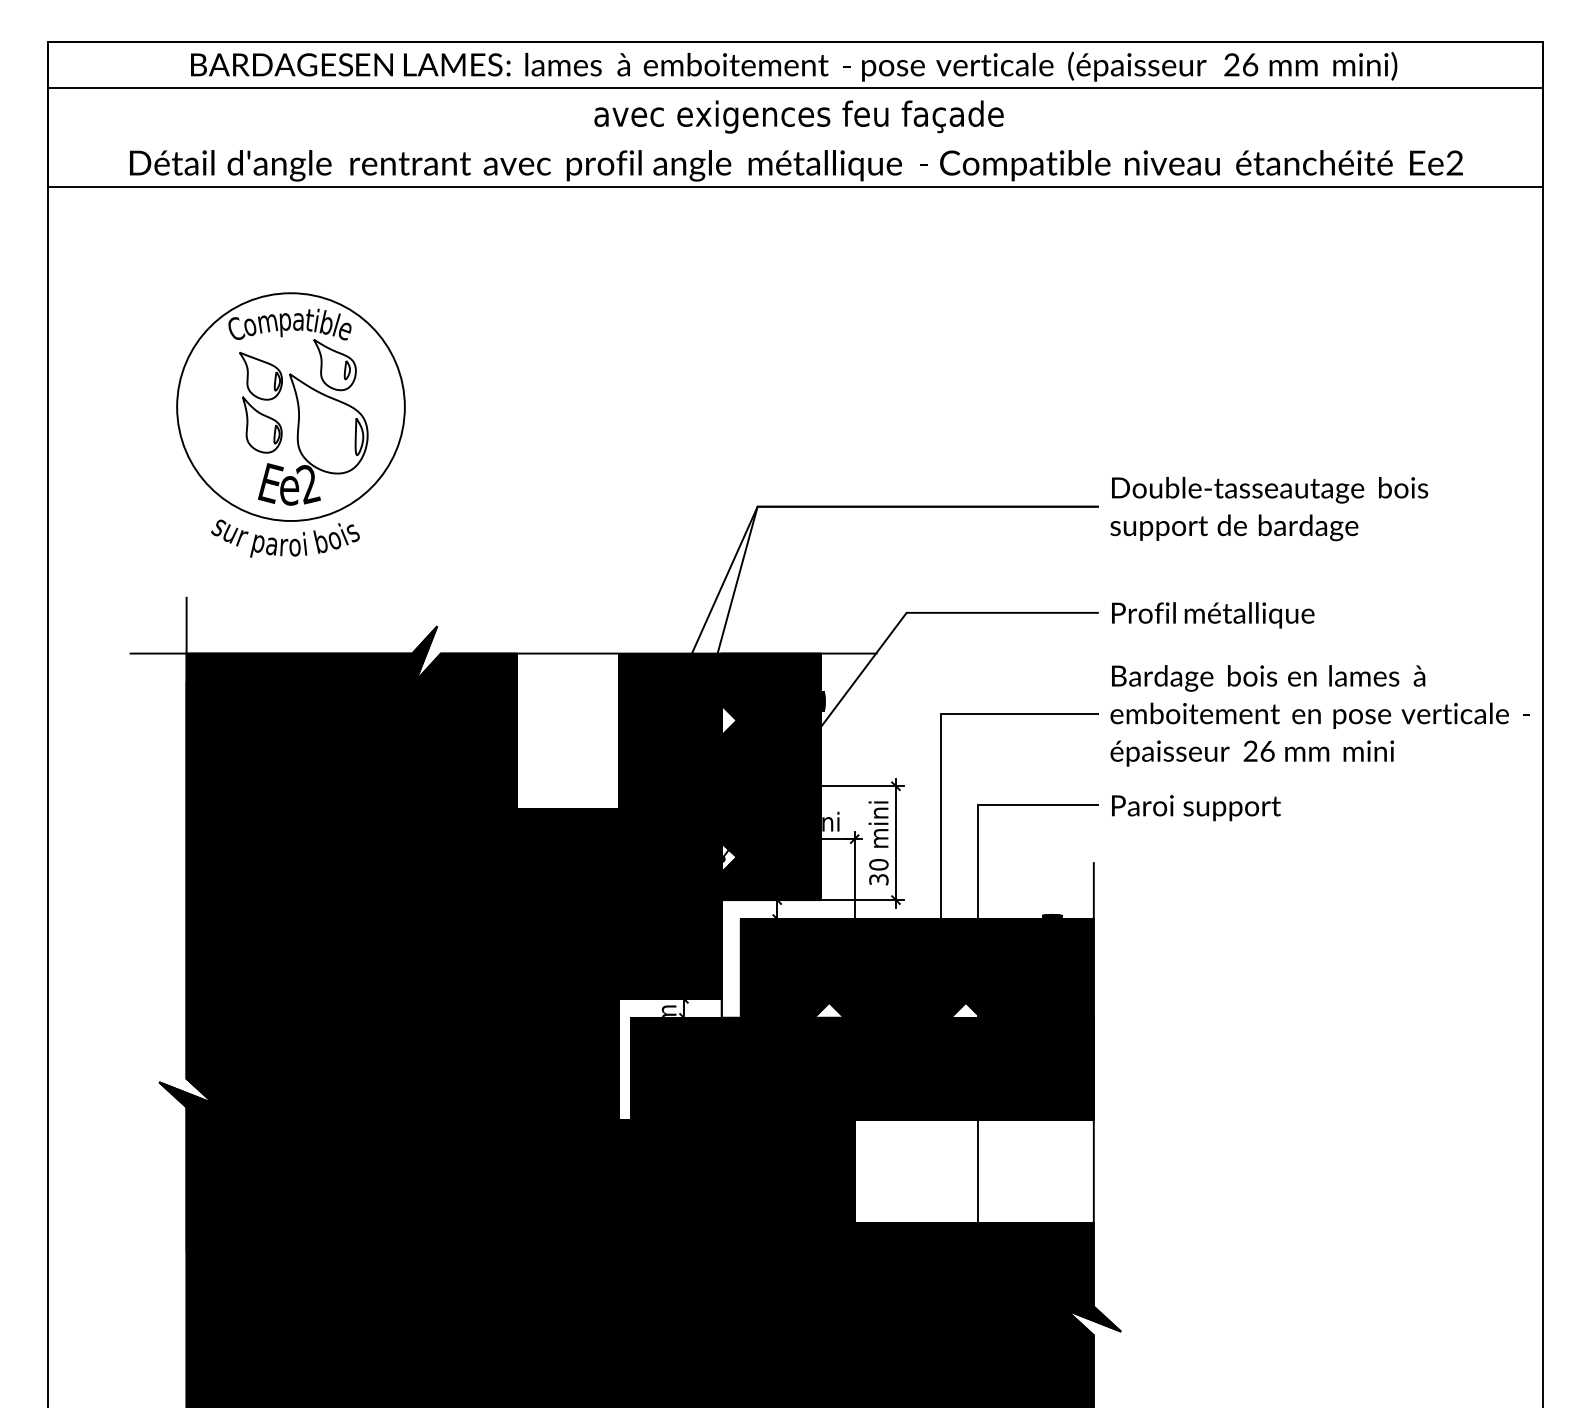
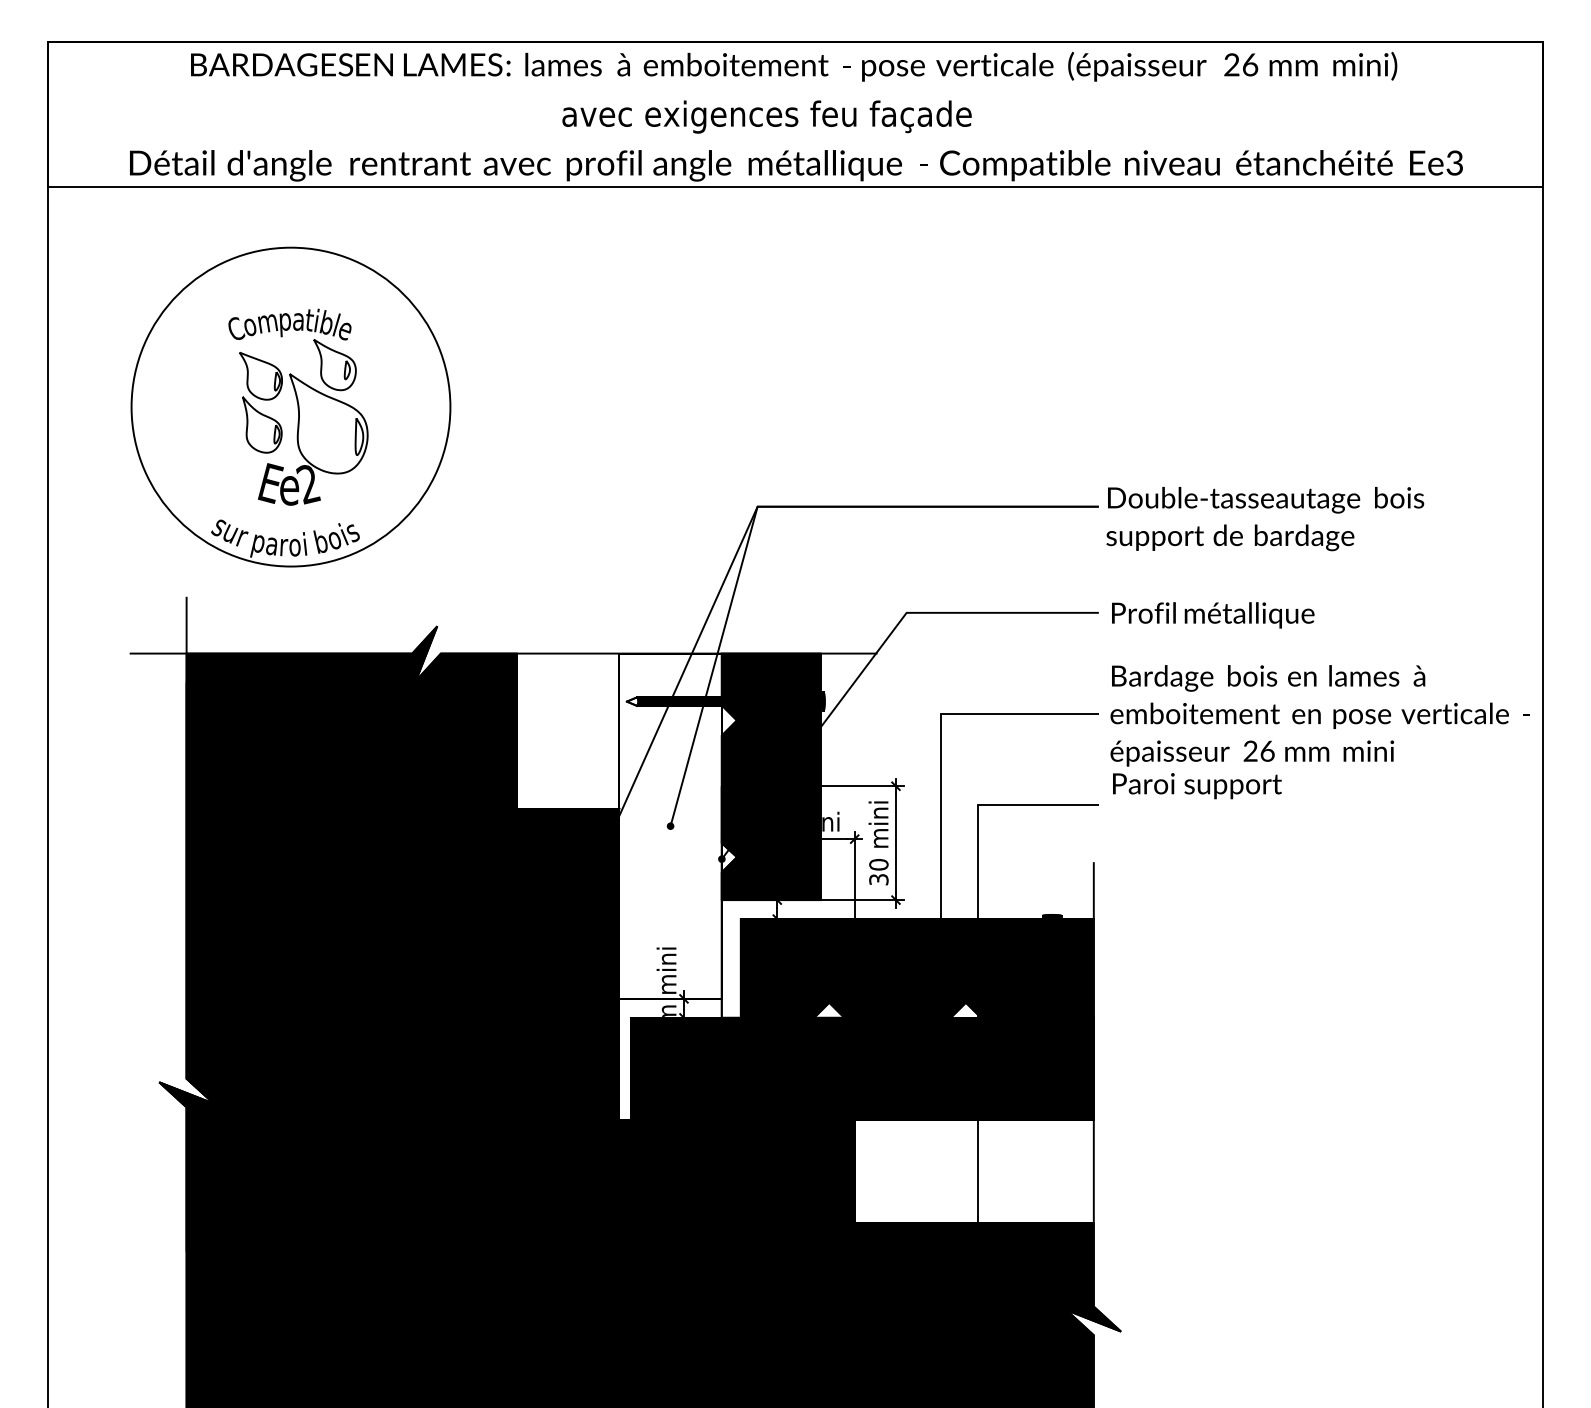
line: present -> none (795, 87)
text position: (798, 116) -> (766, 116) (766, 116)
text: Ee2 -> Ee3 (1454, 163)
circle diameter: 228 px -> 319 px (290, 406)
text position: (1269, 509) -> (1265, 519) (1265, 519)
fill: present -> none (632, 701)
text position: (1196, 808) -> (1197, 786) (1197, 786)
fill: present -> none (670, 825)
